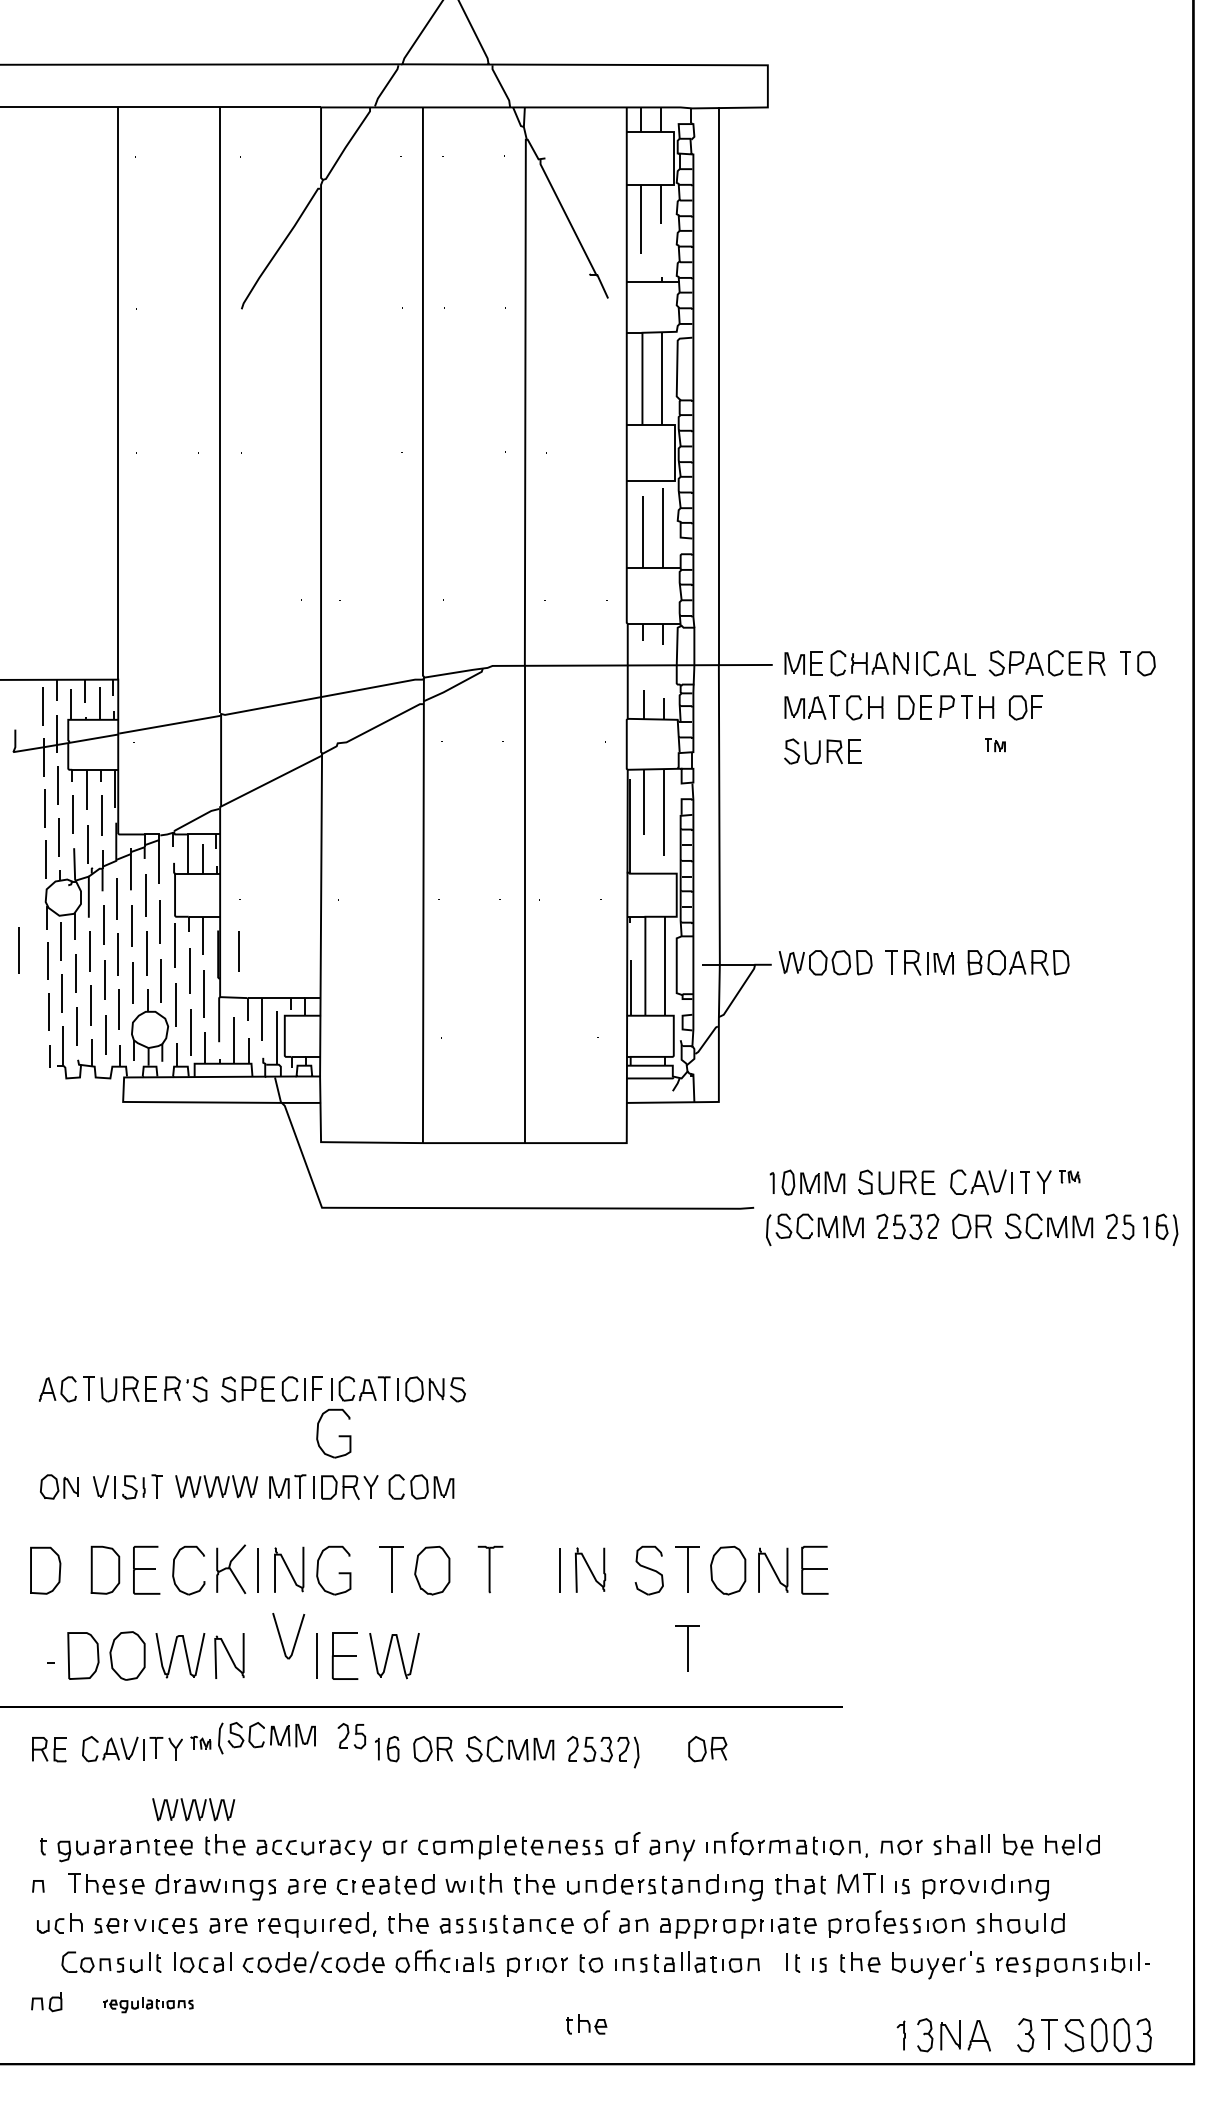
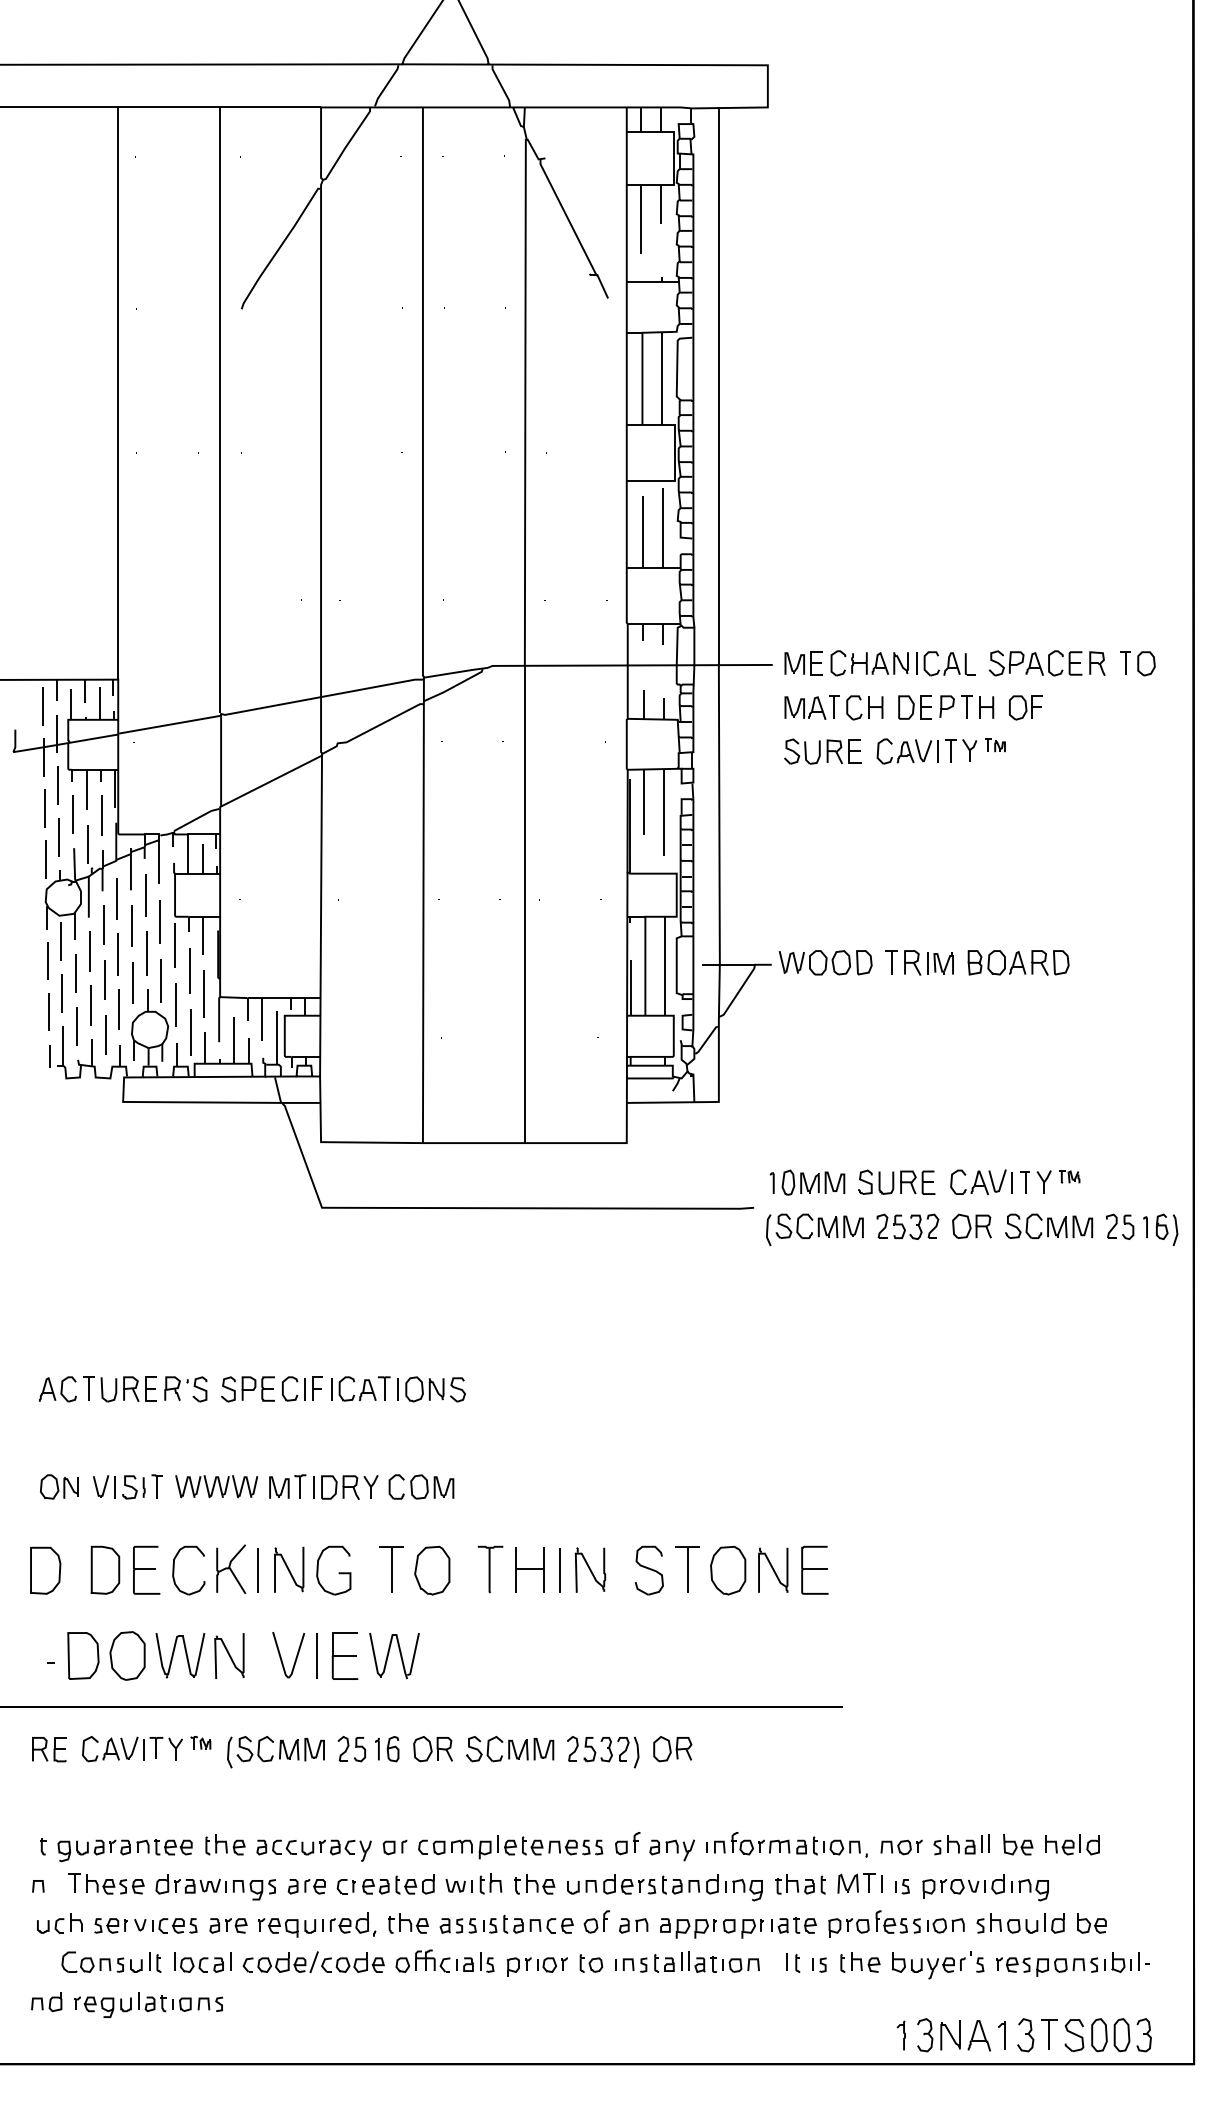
part: none -> present (926, 751)
line: present -> none (18, 950)
line: present -> none (238, 951)
part: present -> none (333, 1433)
part: none -> present (529, 1569)
part position: (281, 1637) -> (281, 1656) (281, 1656)
part: present -> none (687, 1648)
part position: (351, 1736) -> (351, 1749) (351, 1749)
part position: (266, 1738) -> (275, 1752) (275, 1752)
part position: (707, 1749) -> (672, 1749) (672, 1749)
part: present -> none (193, 1809)
part: none -> present (1091, 1923)
part size: 91x17 px -> 149x26 px (148, 2004)
part: present -> none (586, 2024)
part: none -> present (1001, 2035)
